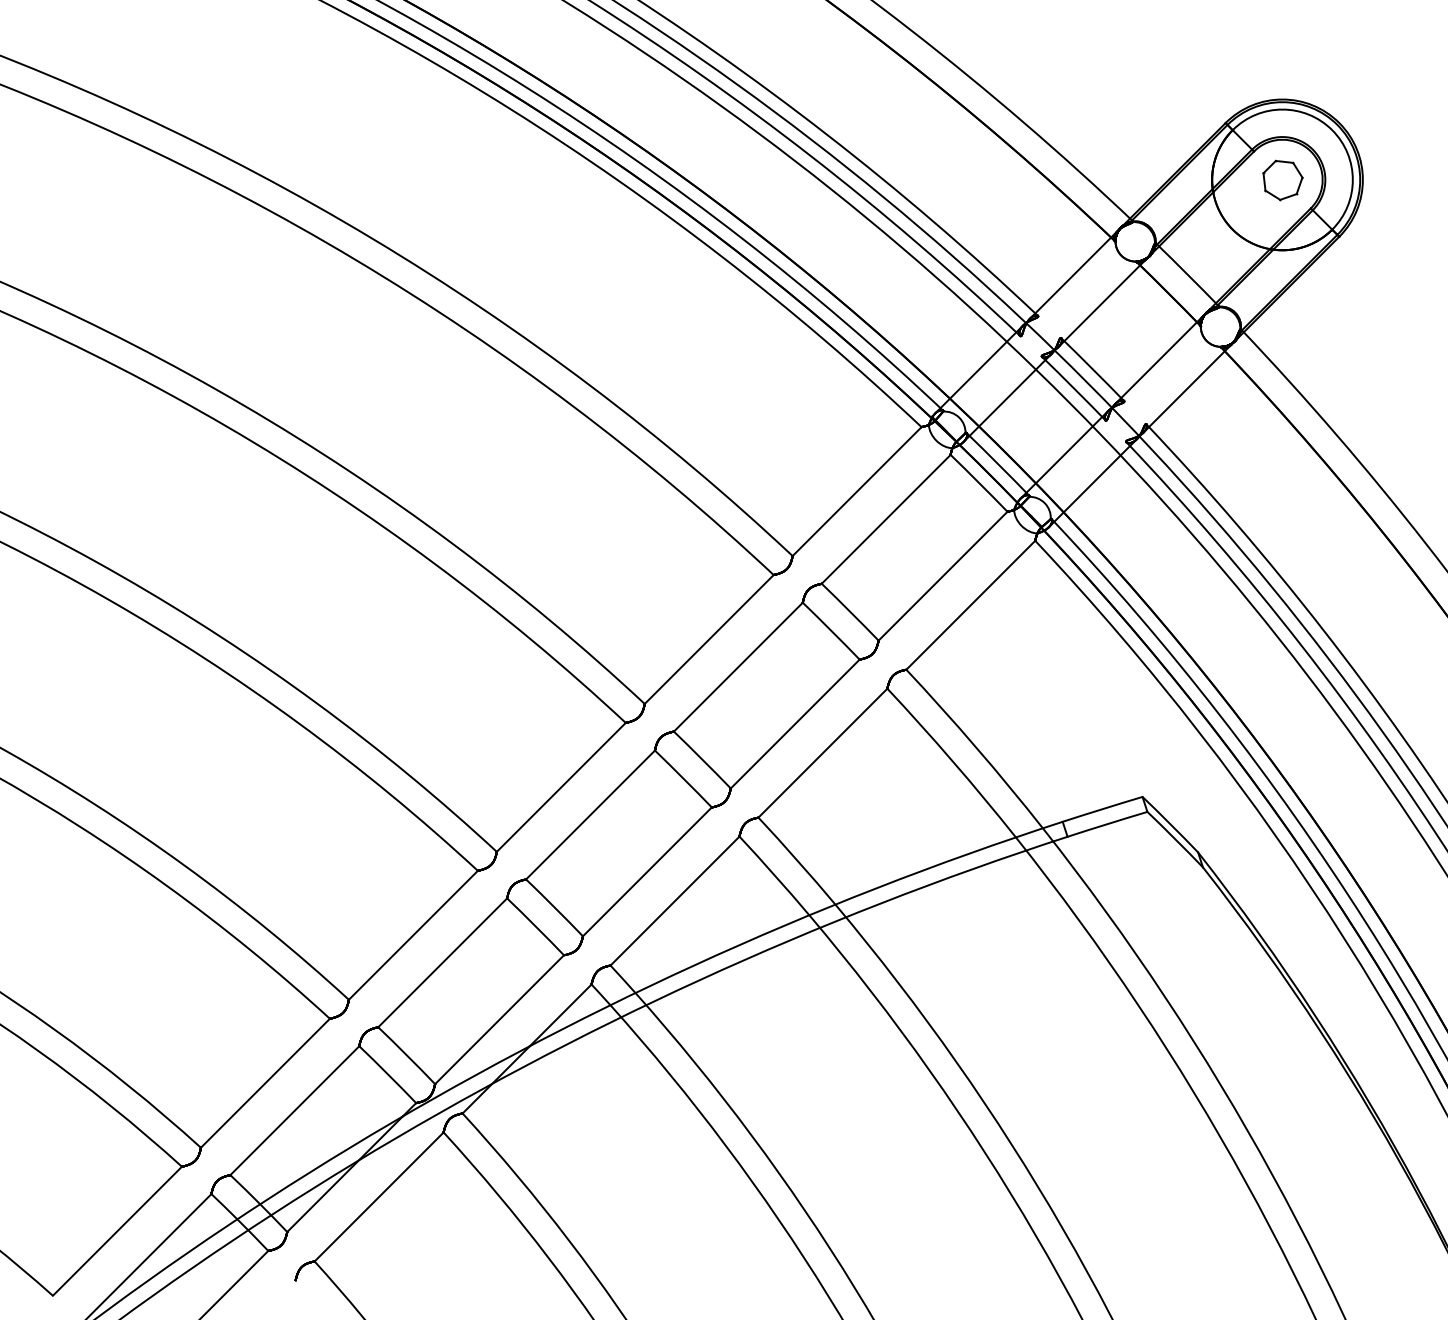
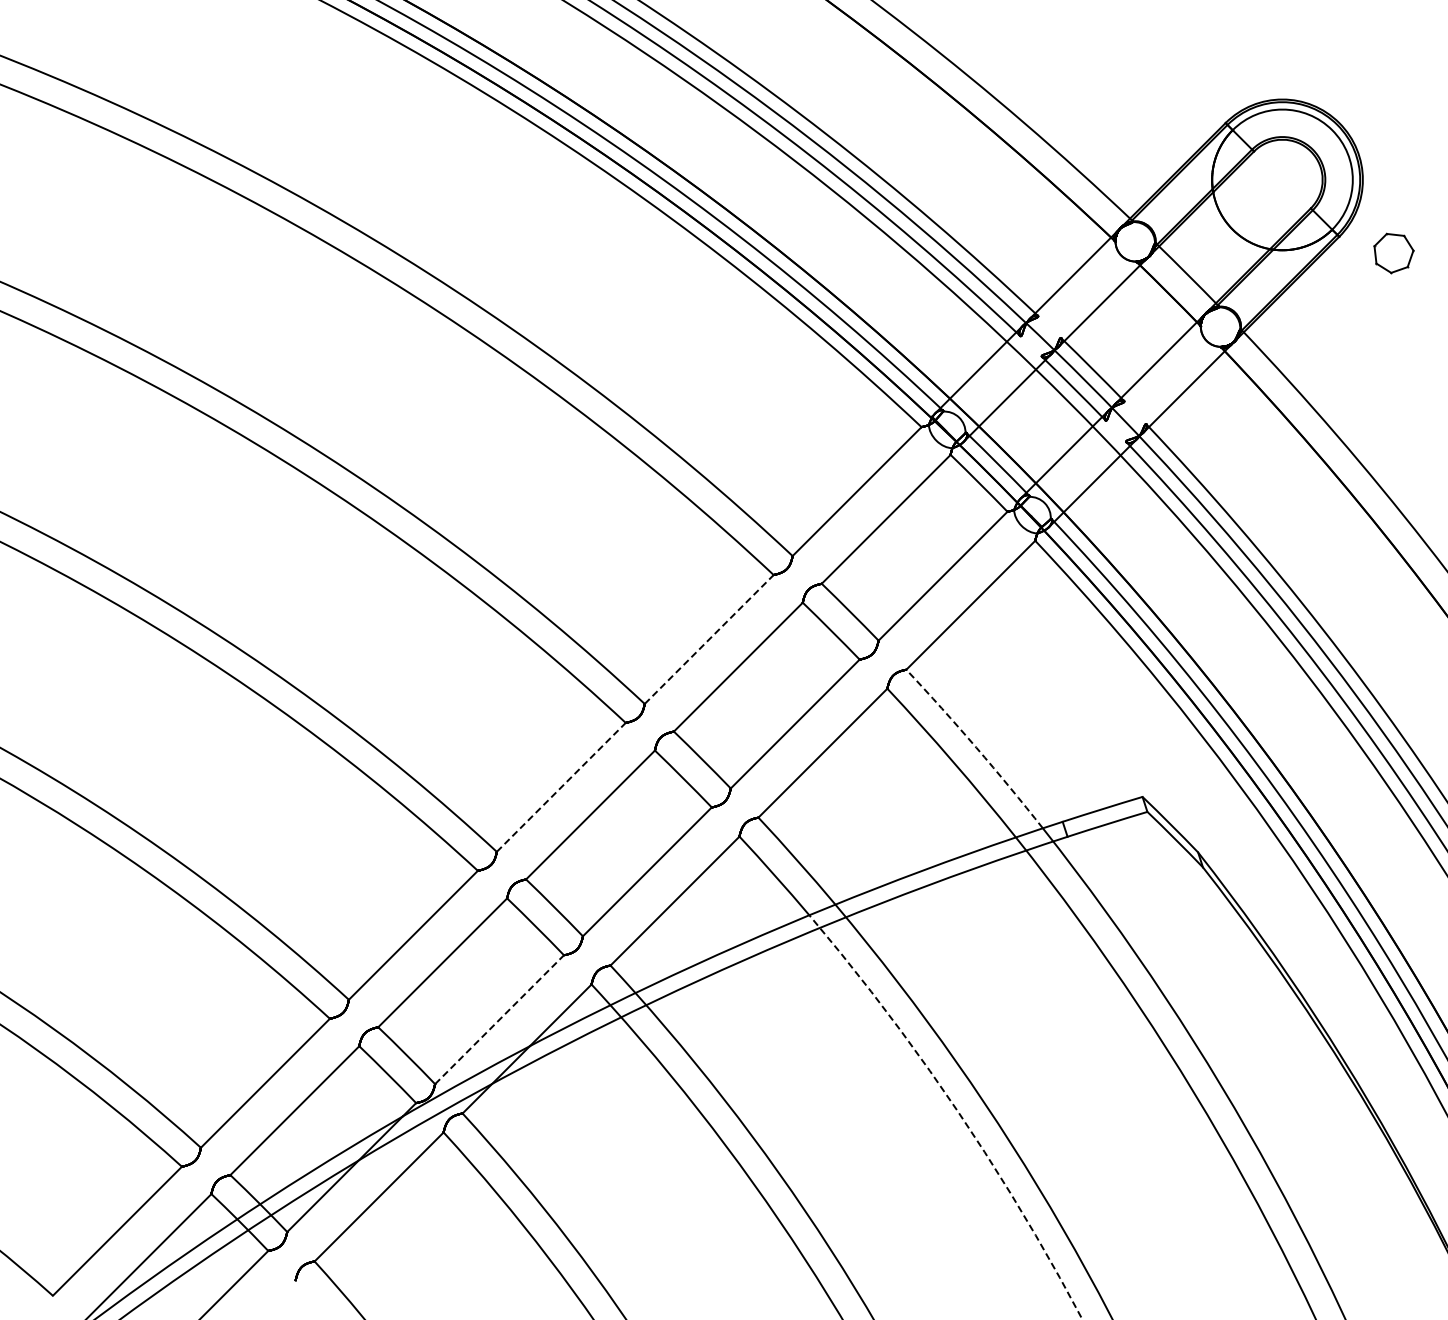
part position: (1282, 180) -> (1393, 253) (1393, 253)
line: solid -> dashed (709, 639)
arc: solid -> dashed (976, 747)
line: solid -> dashed (561, 787)
line: solid -> dashed (499, 1019)
arc: solid -> dashed (955, 1107)
